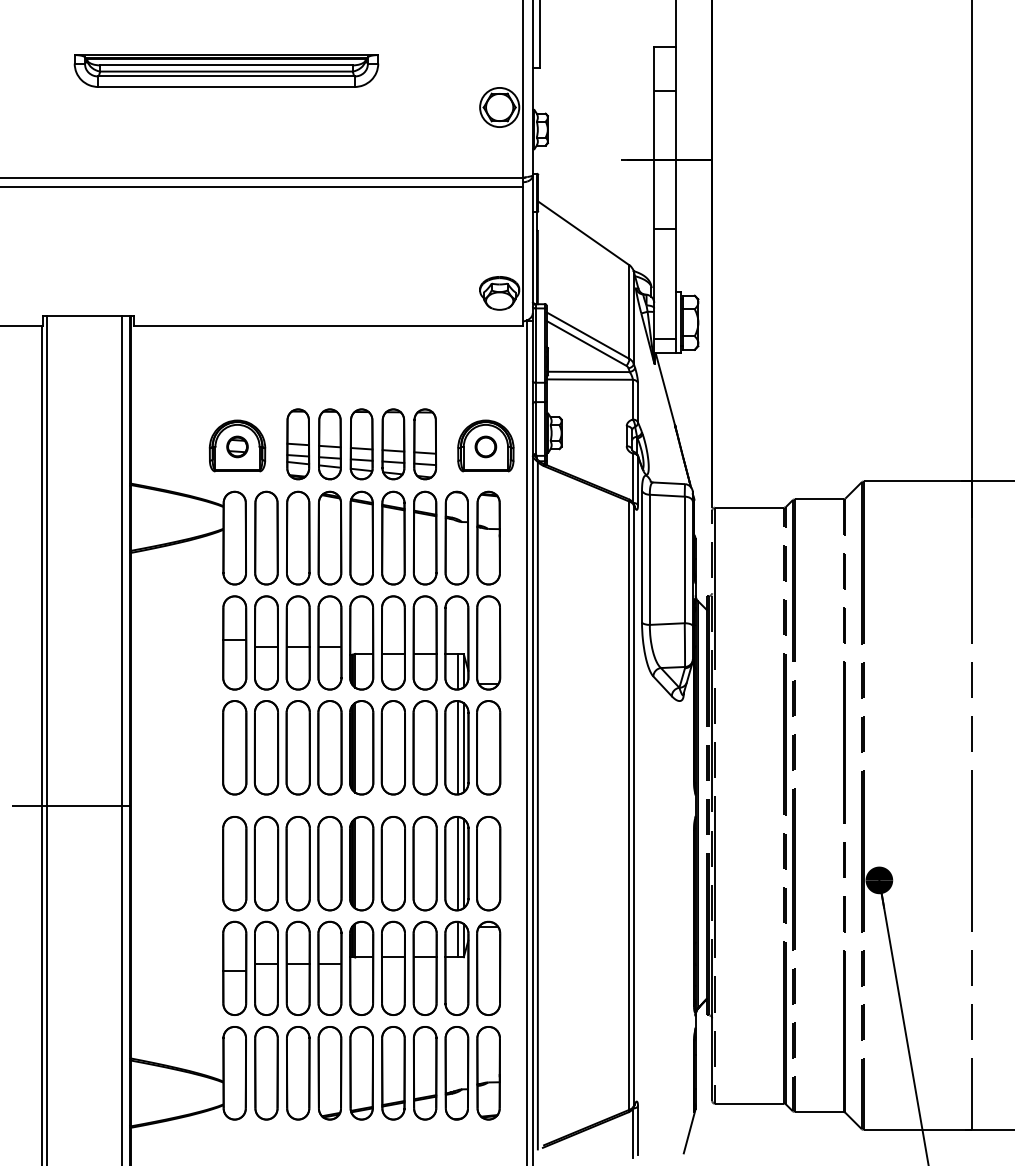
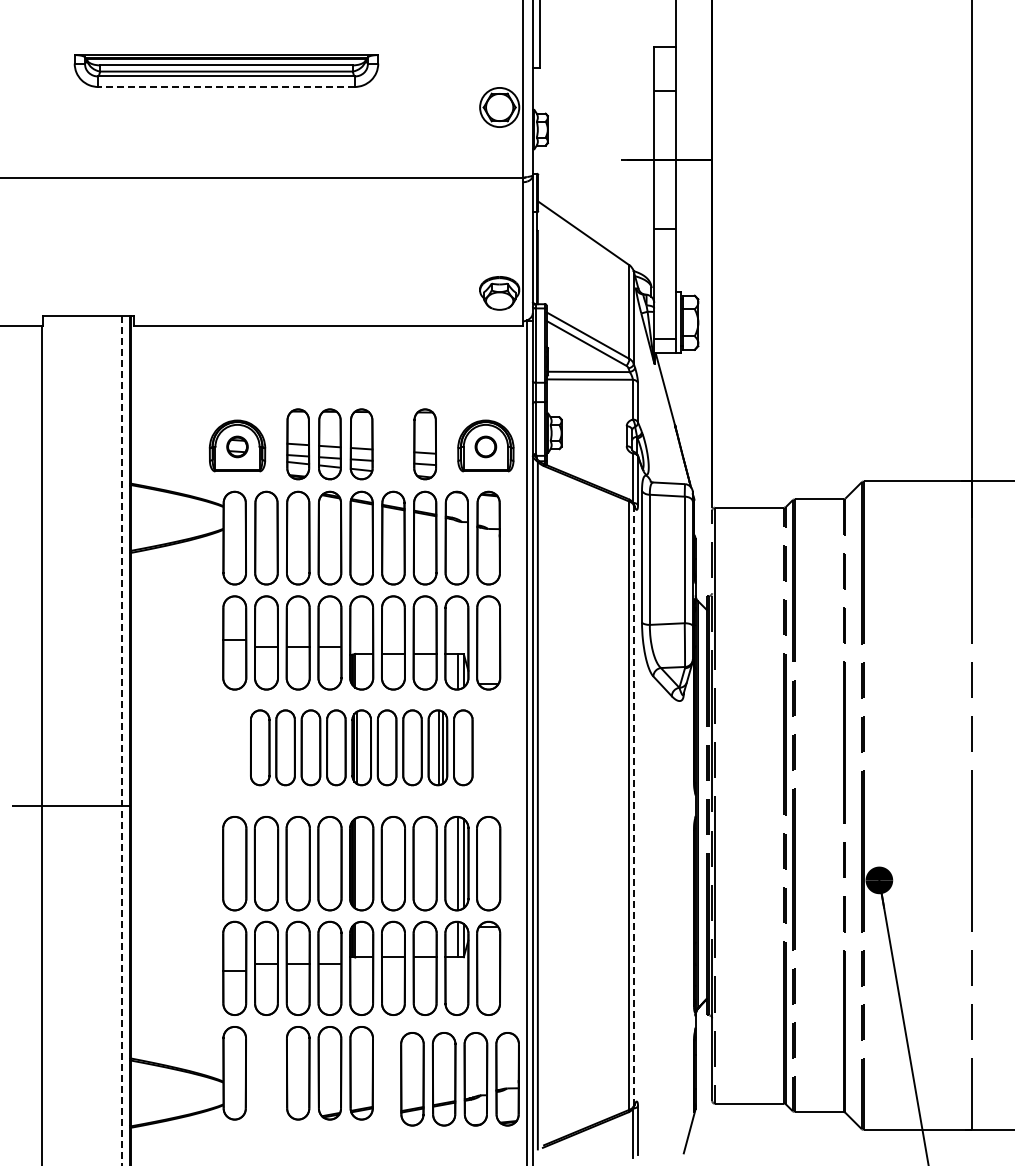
line: solid -> dashed (225, 87)
line: present -> none (262, 186)
part: present -> none (393, 444)
line: present -> none (47, 739)
line: solid -> dashed (121, 741)
part size: 280x96 px -> 224x78 px (361, 747)
line: solid -> dashed (633, 805)
part: present -> none (266, 1073)
part position: (440, 1073) -> (459, 1079) (459, 1079)
